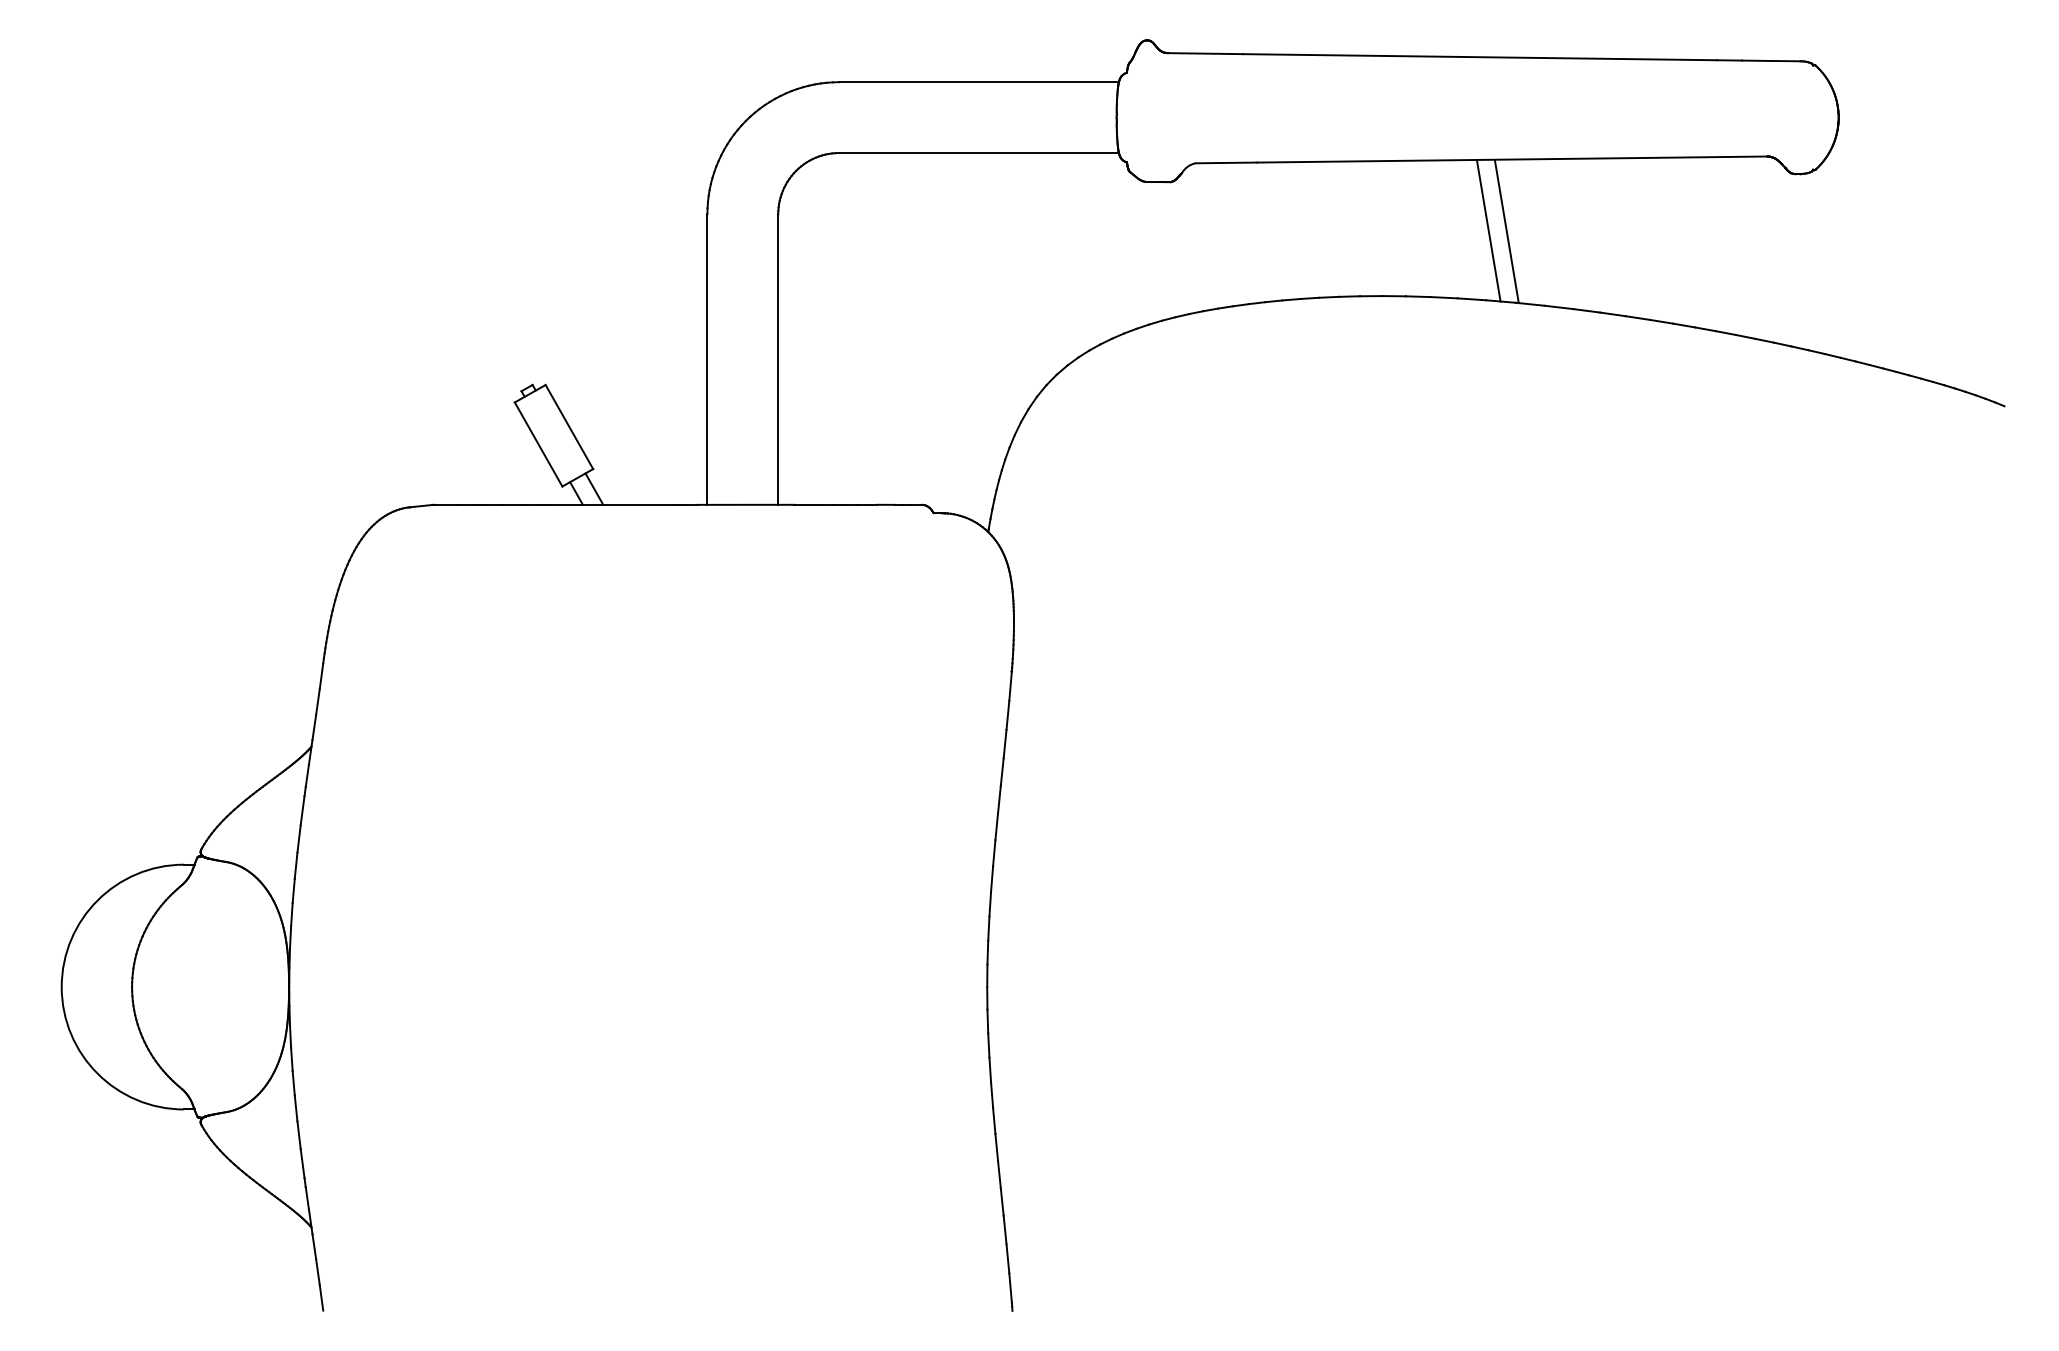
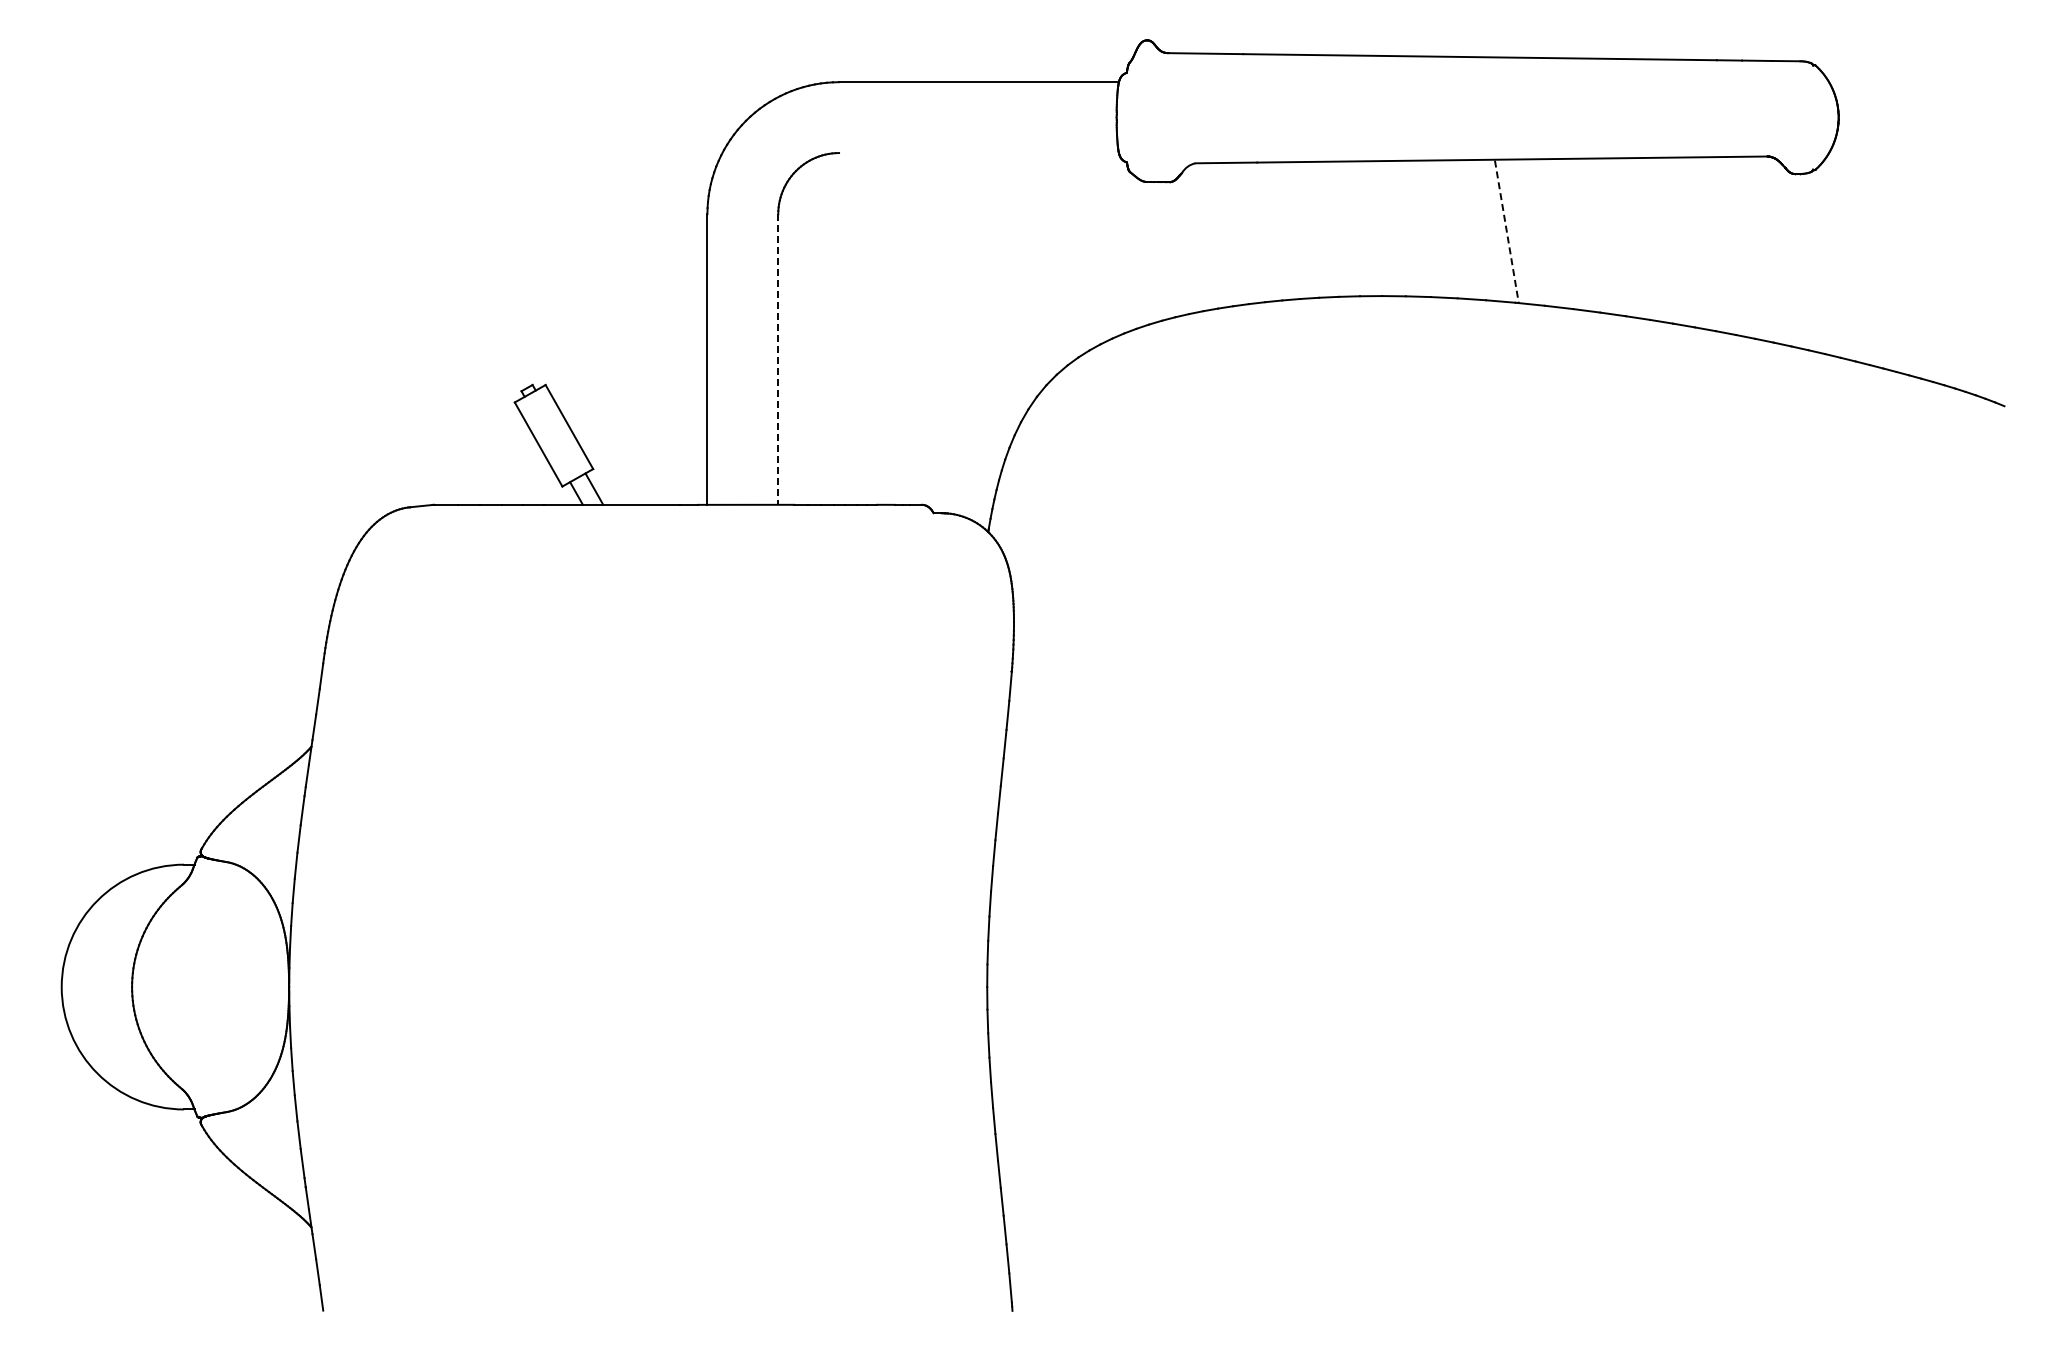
line: present -> none (978, 153)
line: present -> none (1488, 230)
line: solid -> dashed (1506, 232)
line: solid -> dashed (778, 360)
